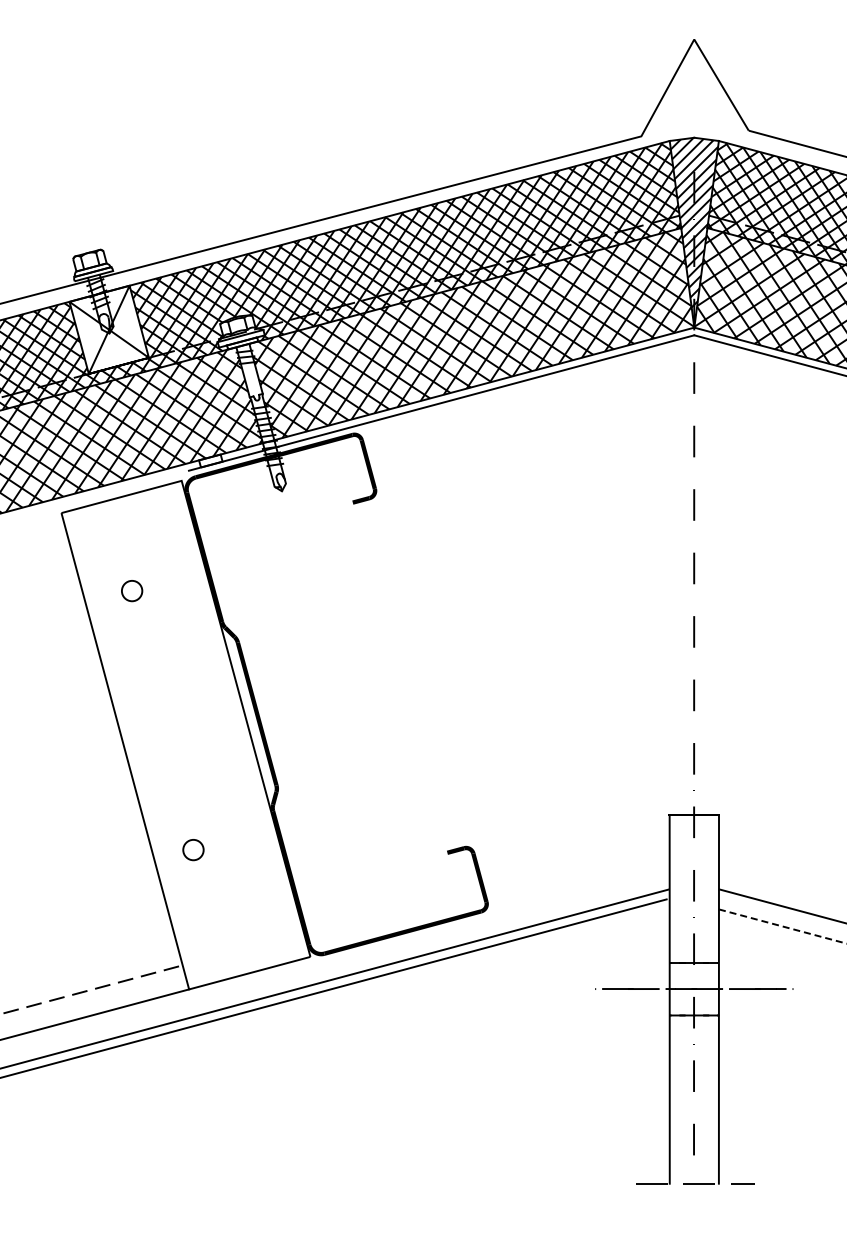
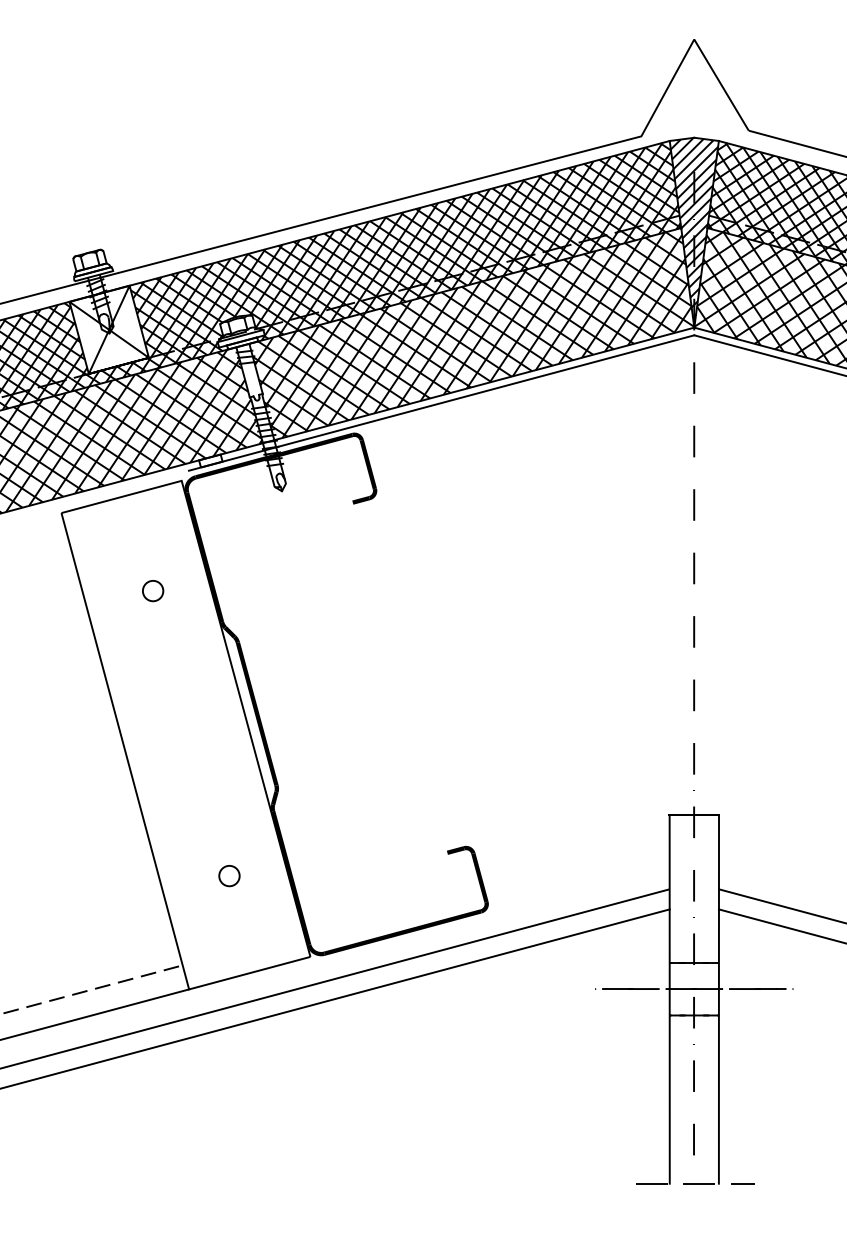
circle position: (132, 591) -> (153, 591) (153, 591)
circle position: (193, 850) -> (229, 876) (229, 876)
line: dashed -> solid (782, 926)
line position: (334, 988) -> (335, 998) (335, 998)
